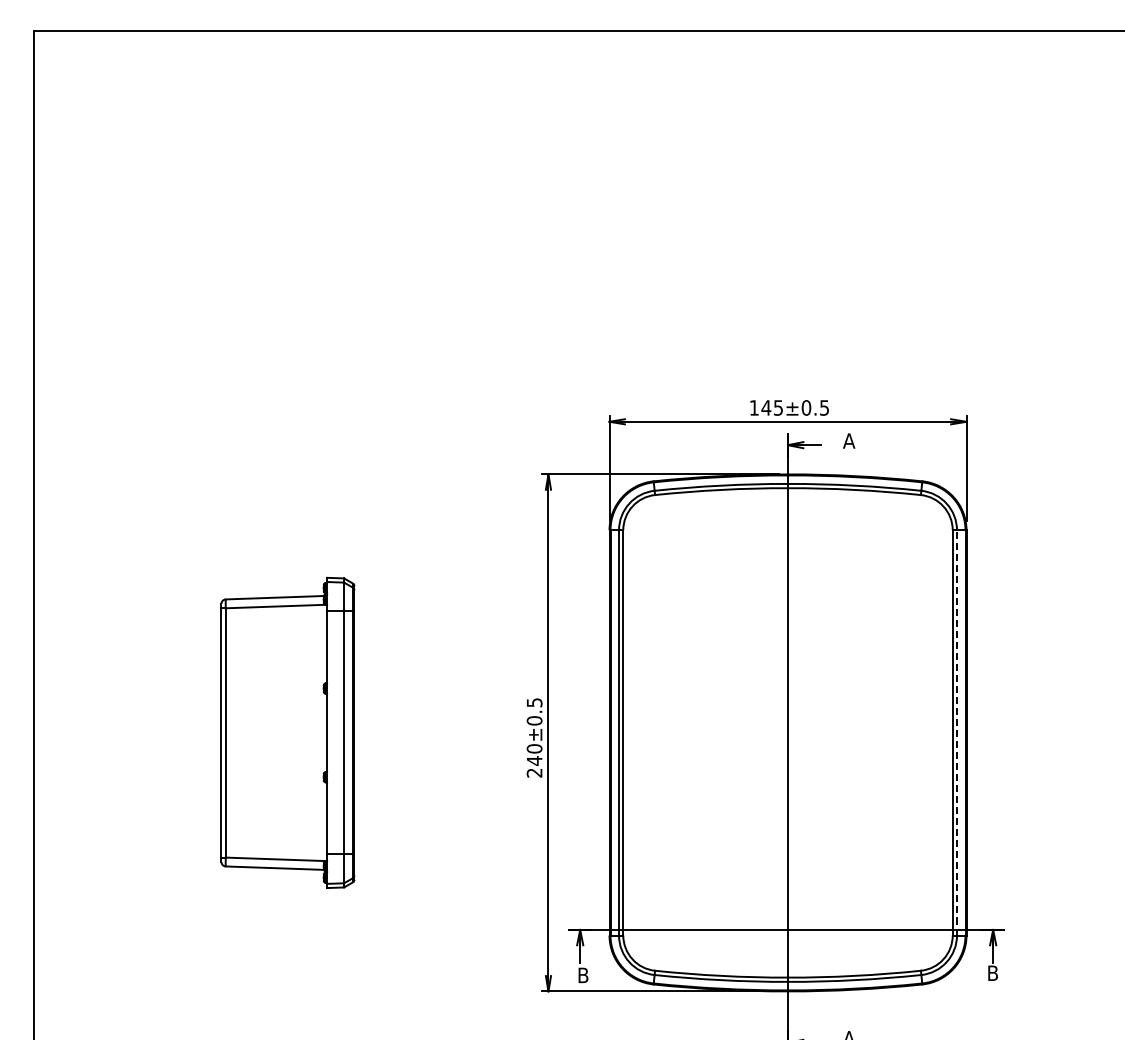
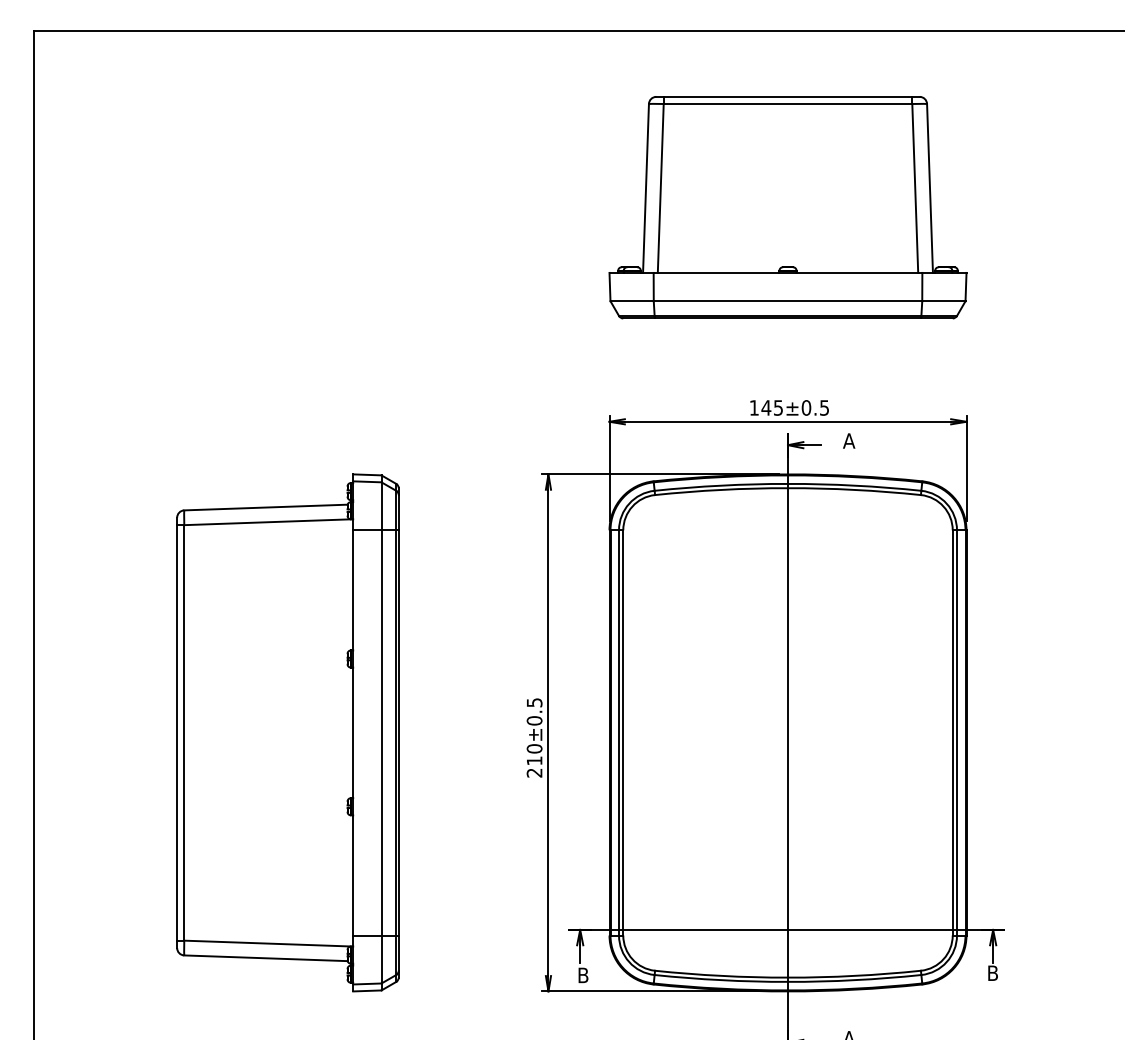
part: none -> present (787, 207)
part size: 136x312 px -> 224x520 px (287, 732)
line: dashed -> solid (957, 732)
text: 240±0.5 -> 210±0.5 (534, 760)
